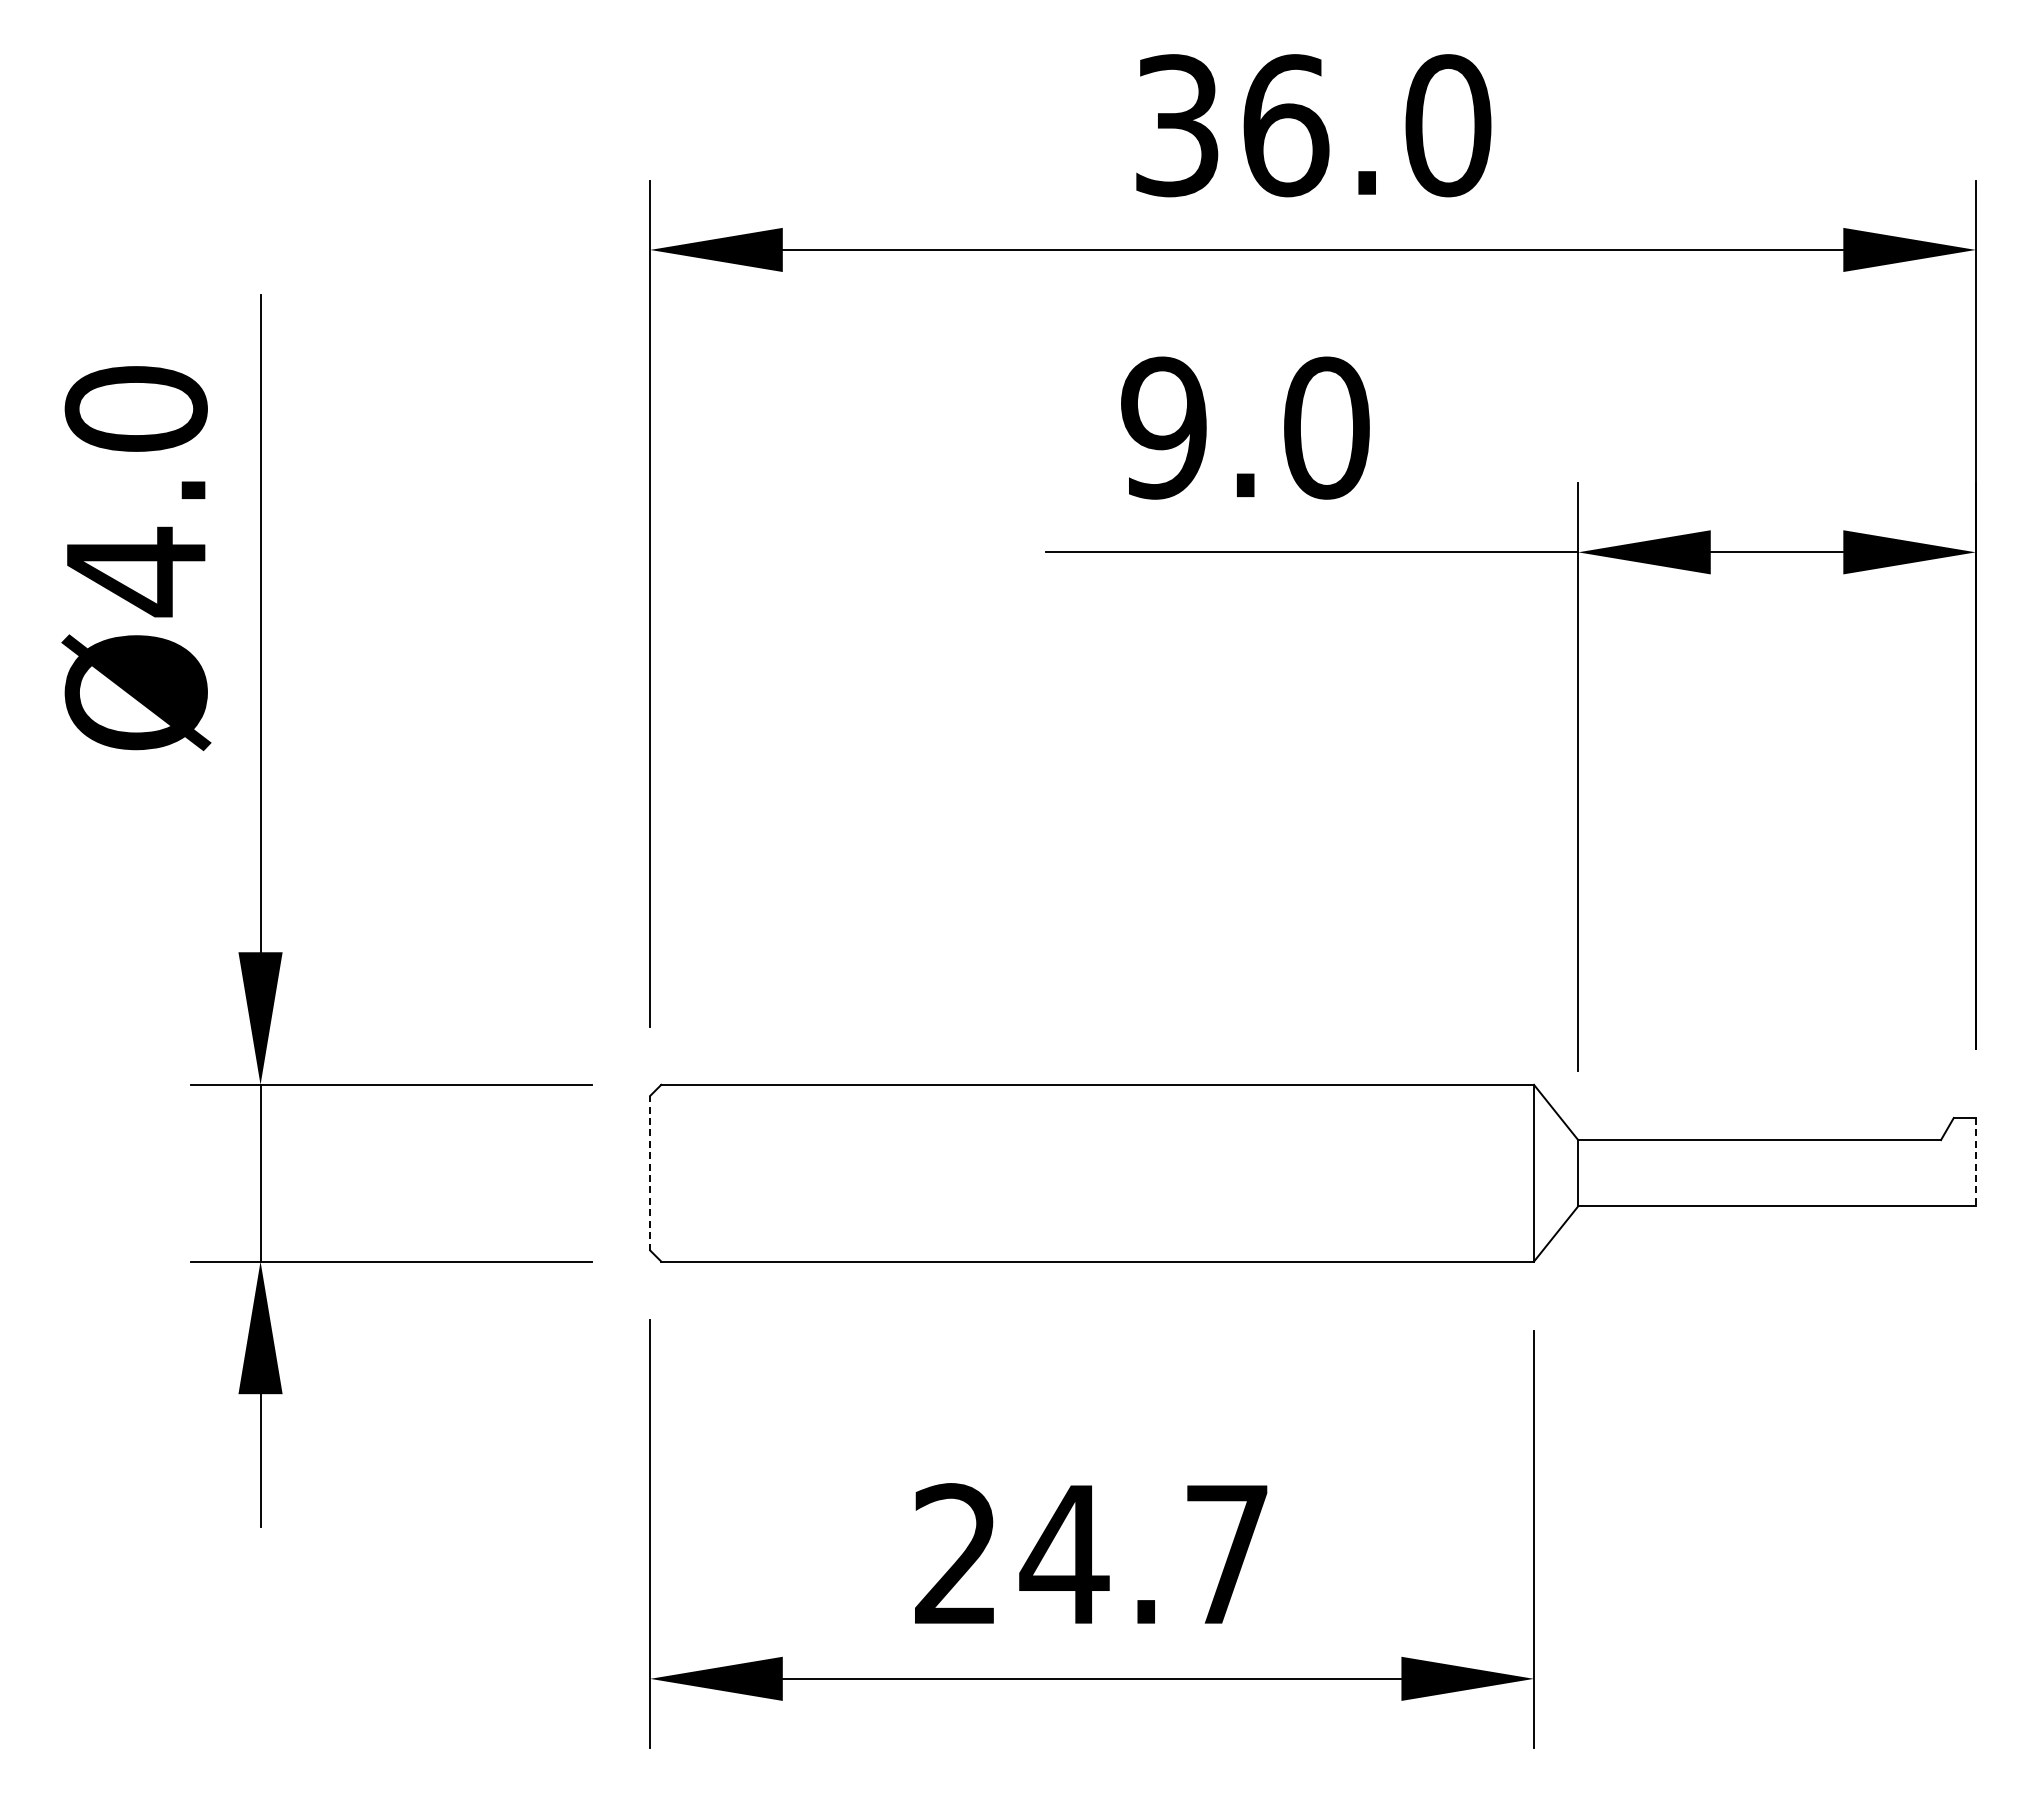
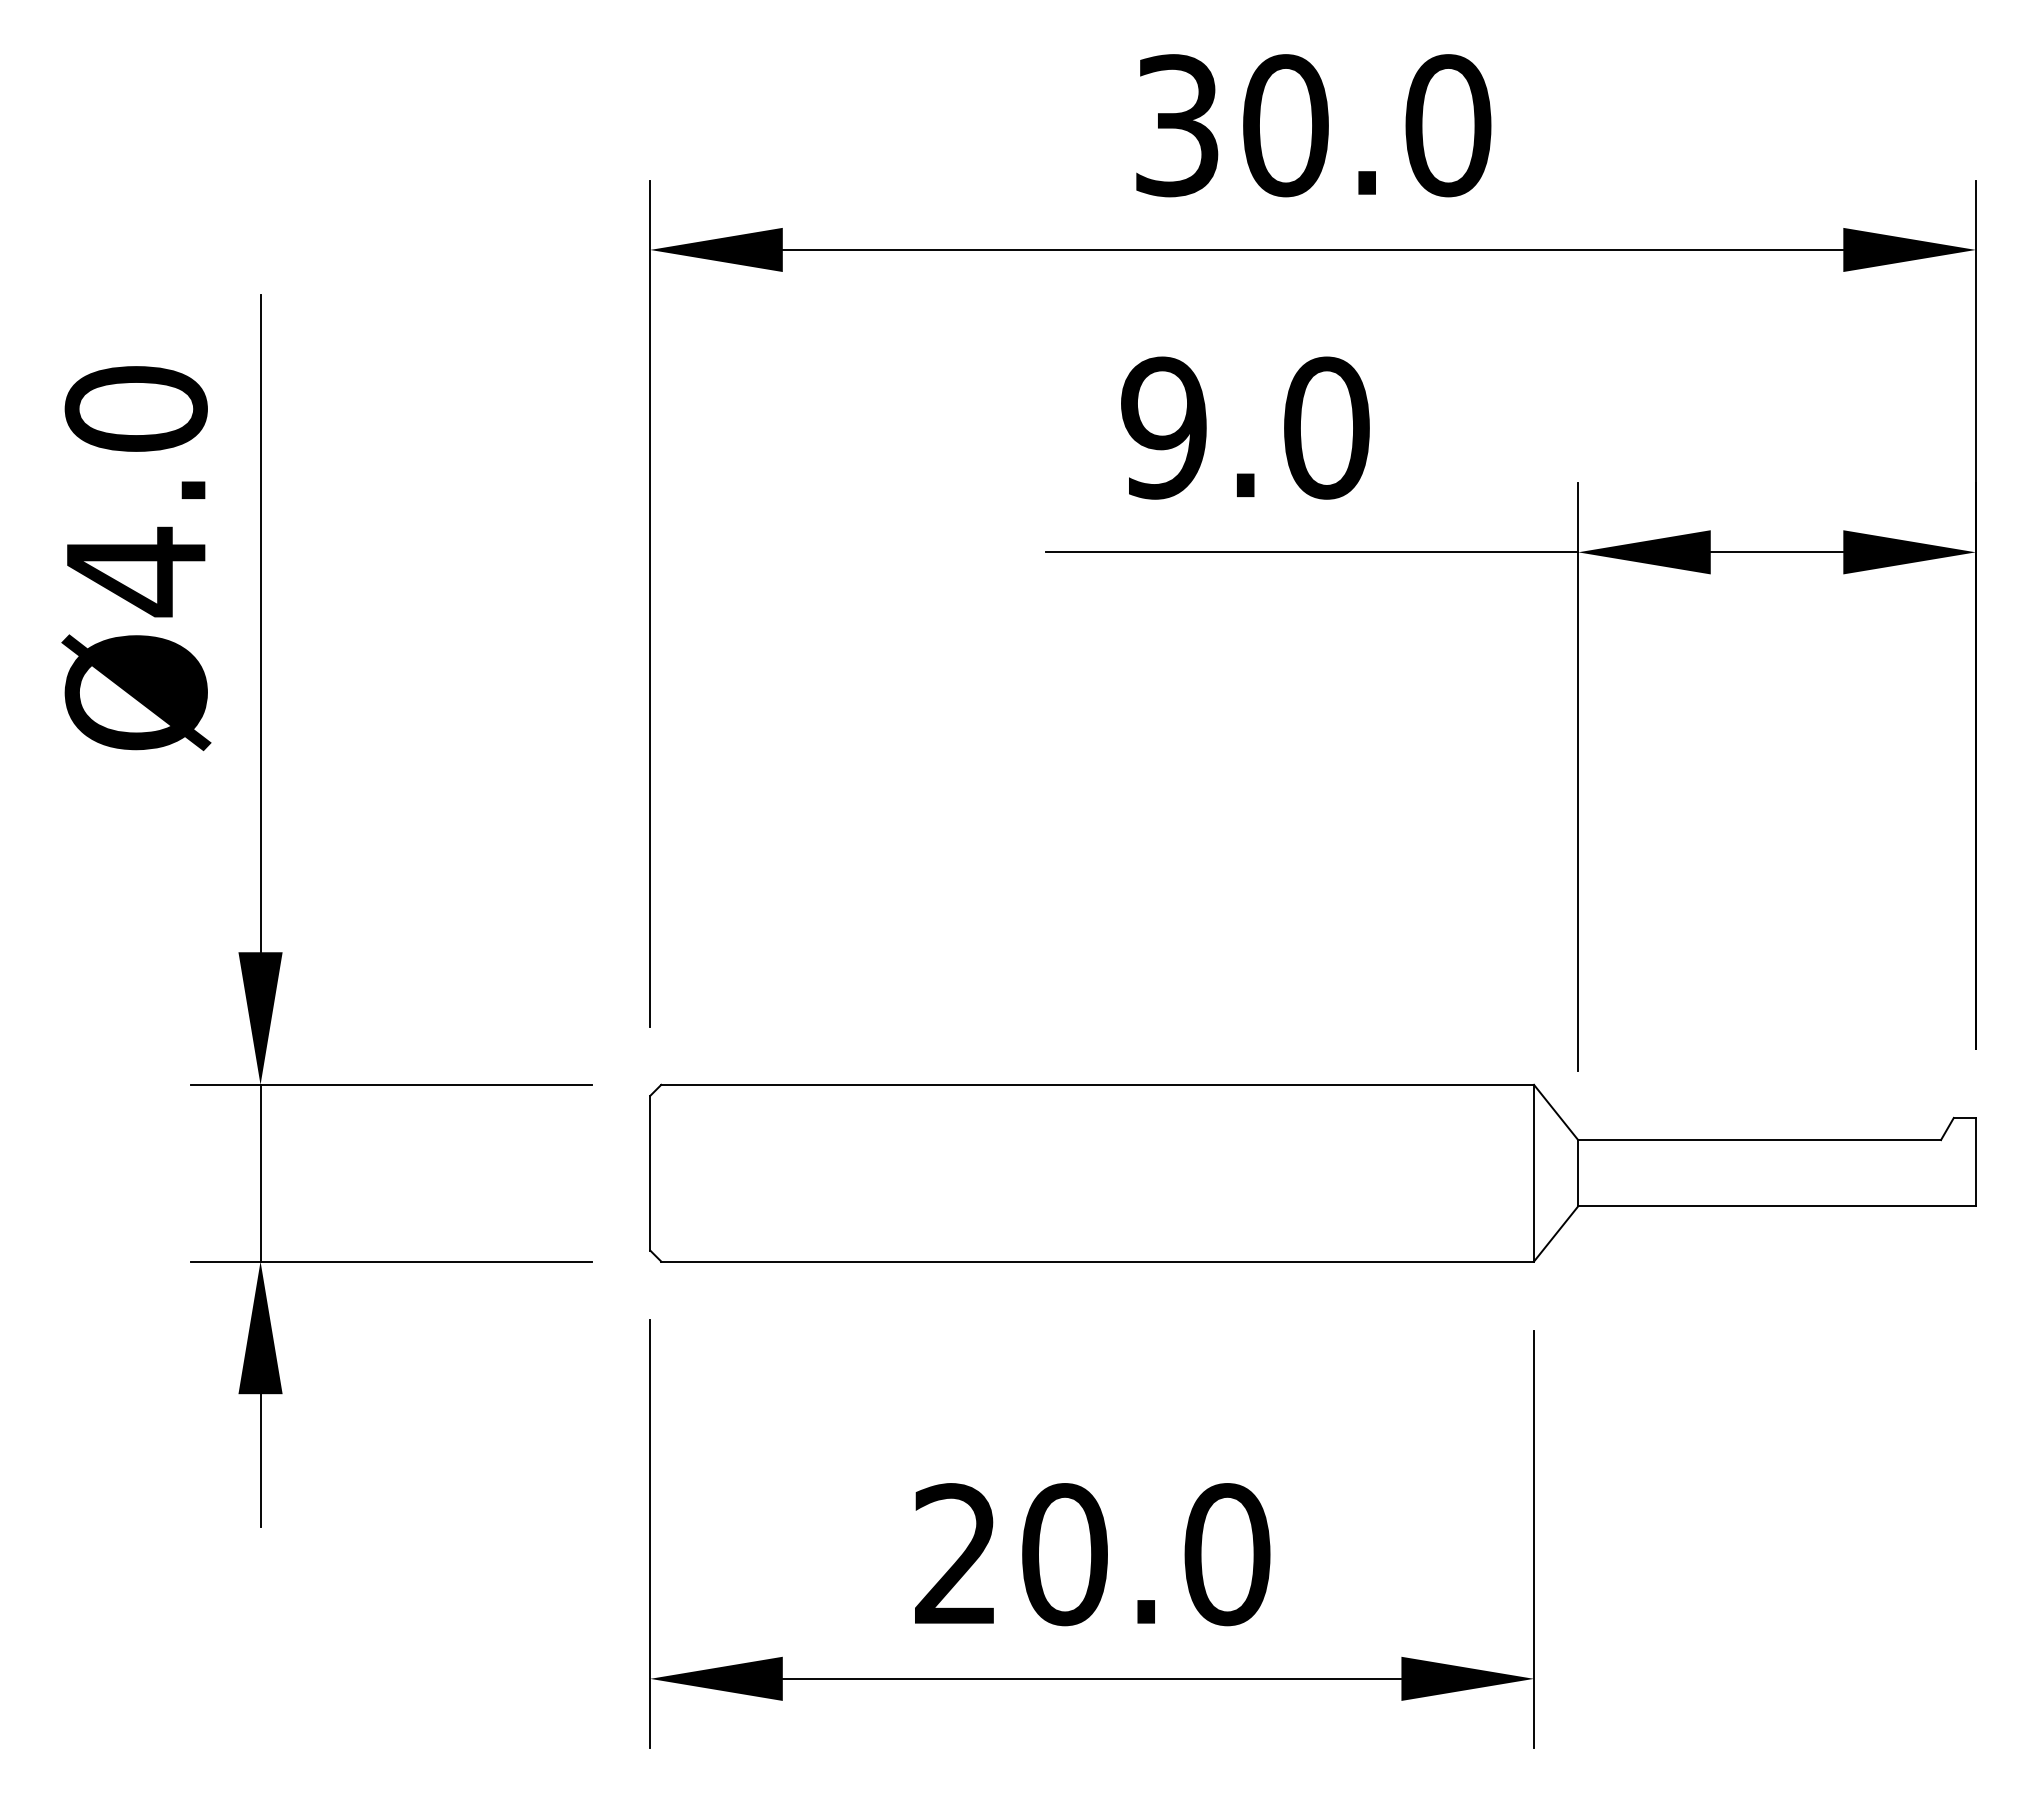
text: 36.0 -> 30.0 (1286, 125)
line: dashed -> solid (1975, 1162)
line: dashed -> solid (650, 1172)
text: 24.7 -> 20.0 (1144, 1554)
